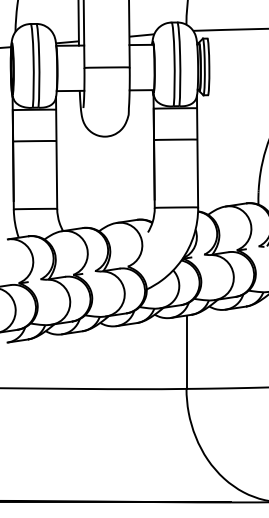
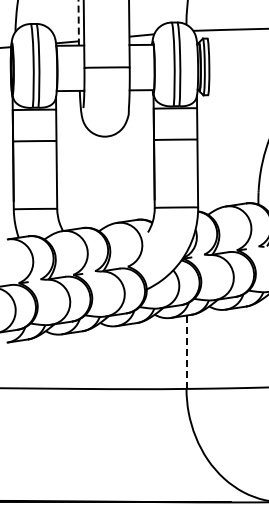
line: solid -> dashed (78, 22)
line: solid -> dashed (186, 352)
